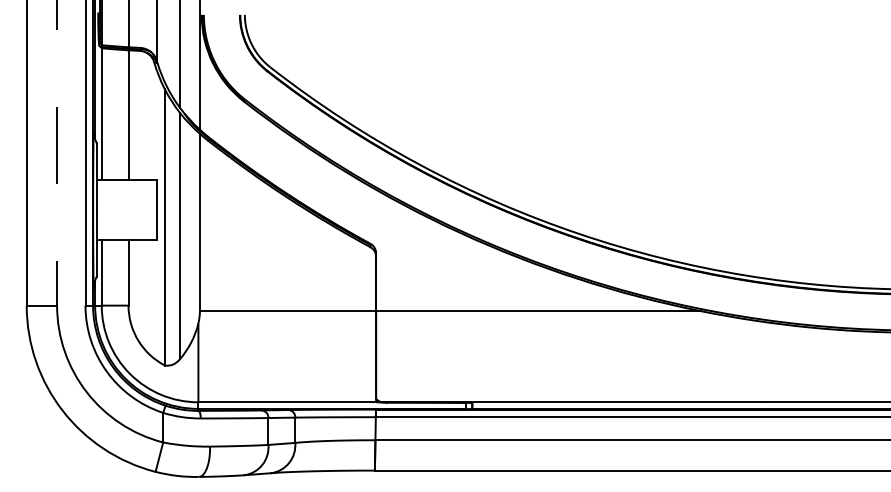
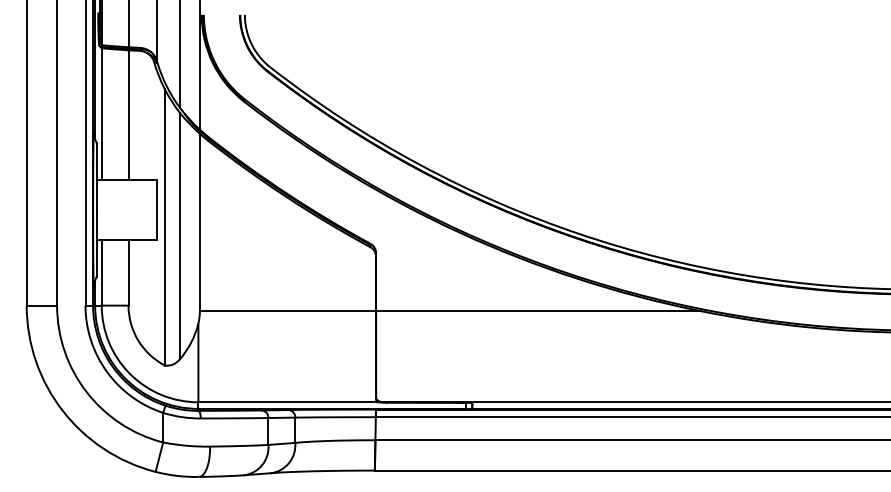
line: dashed -> solid (57, 153)
